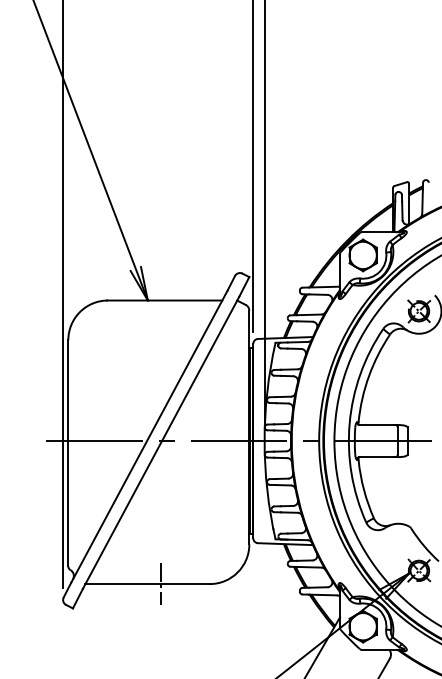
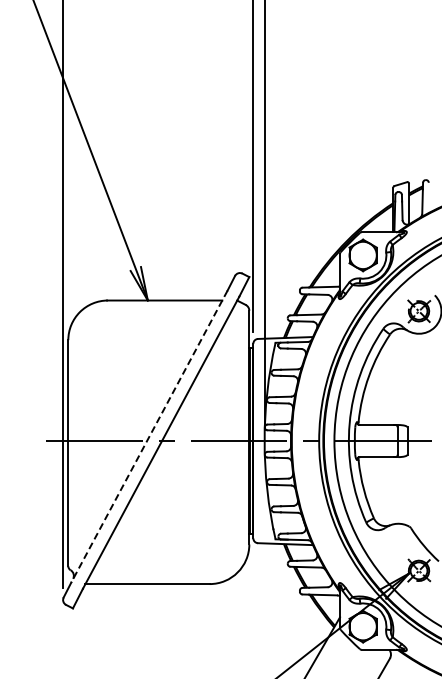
line: solid -> dashed (149, 436)
line: present -> none (161, 583)
